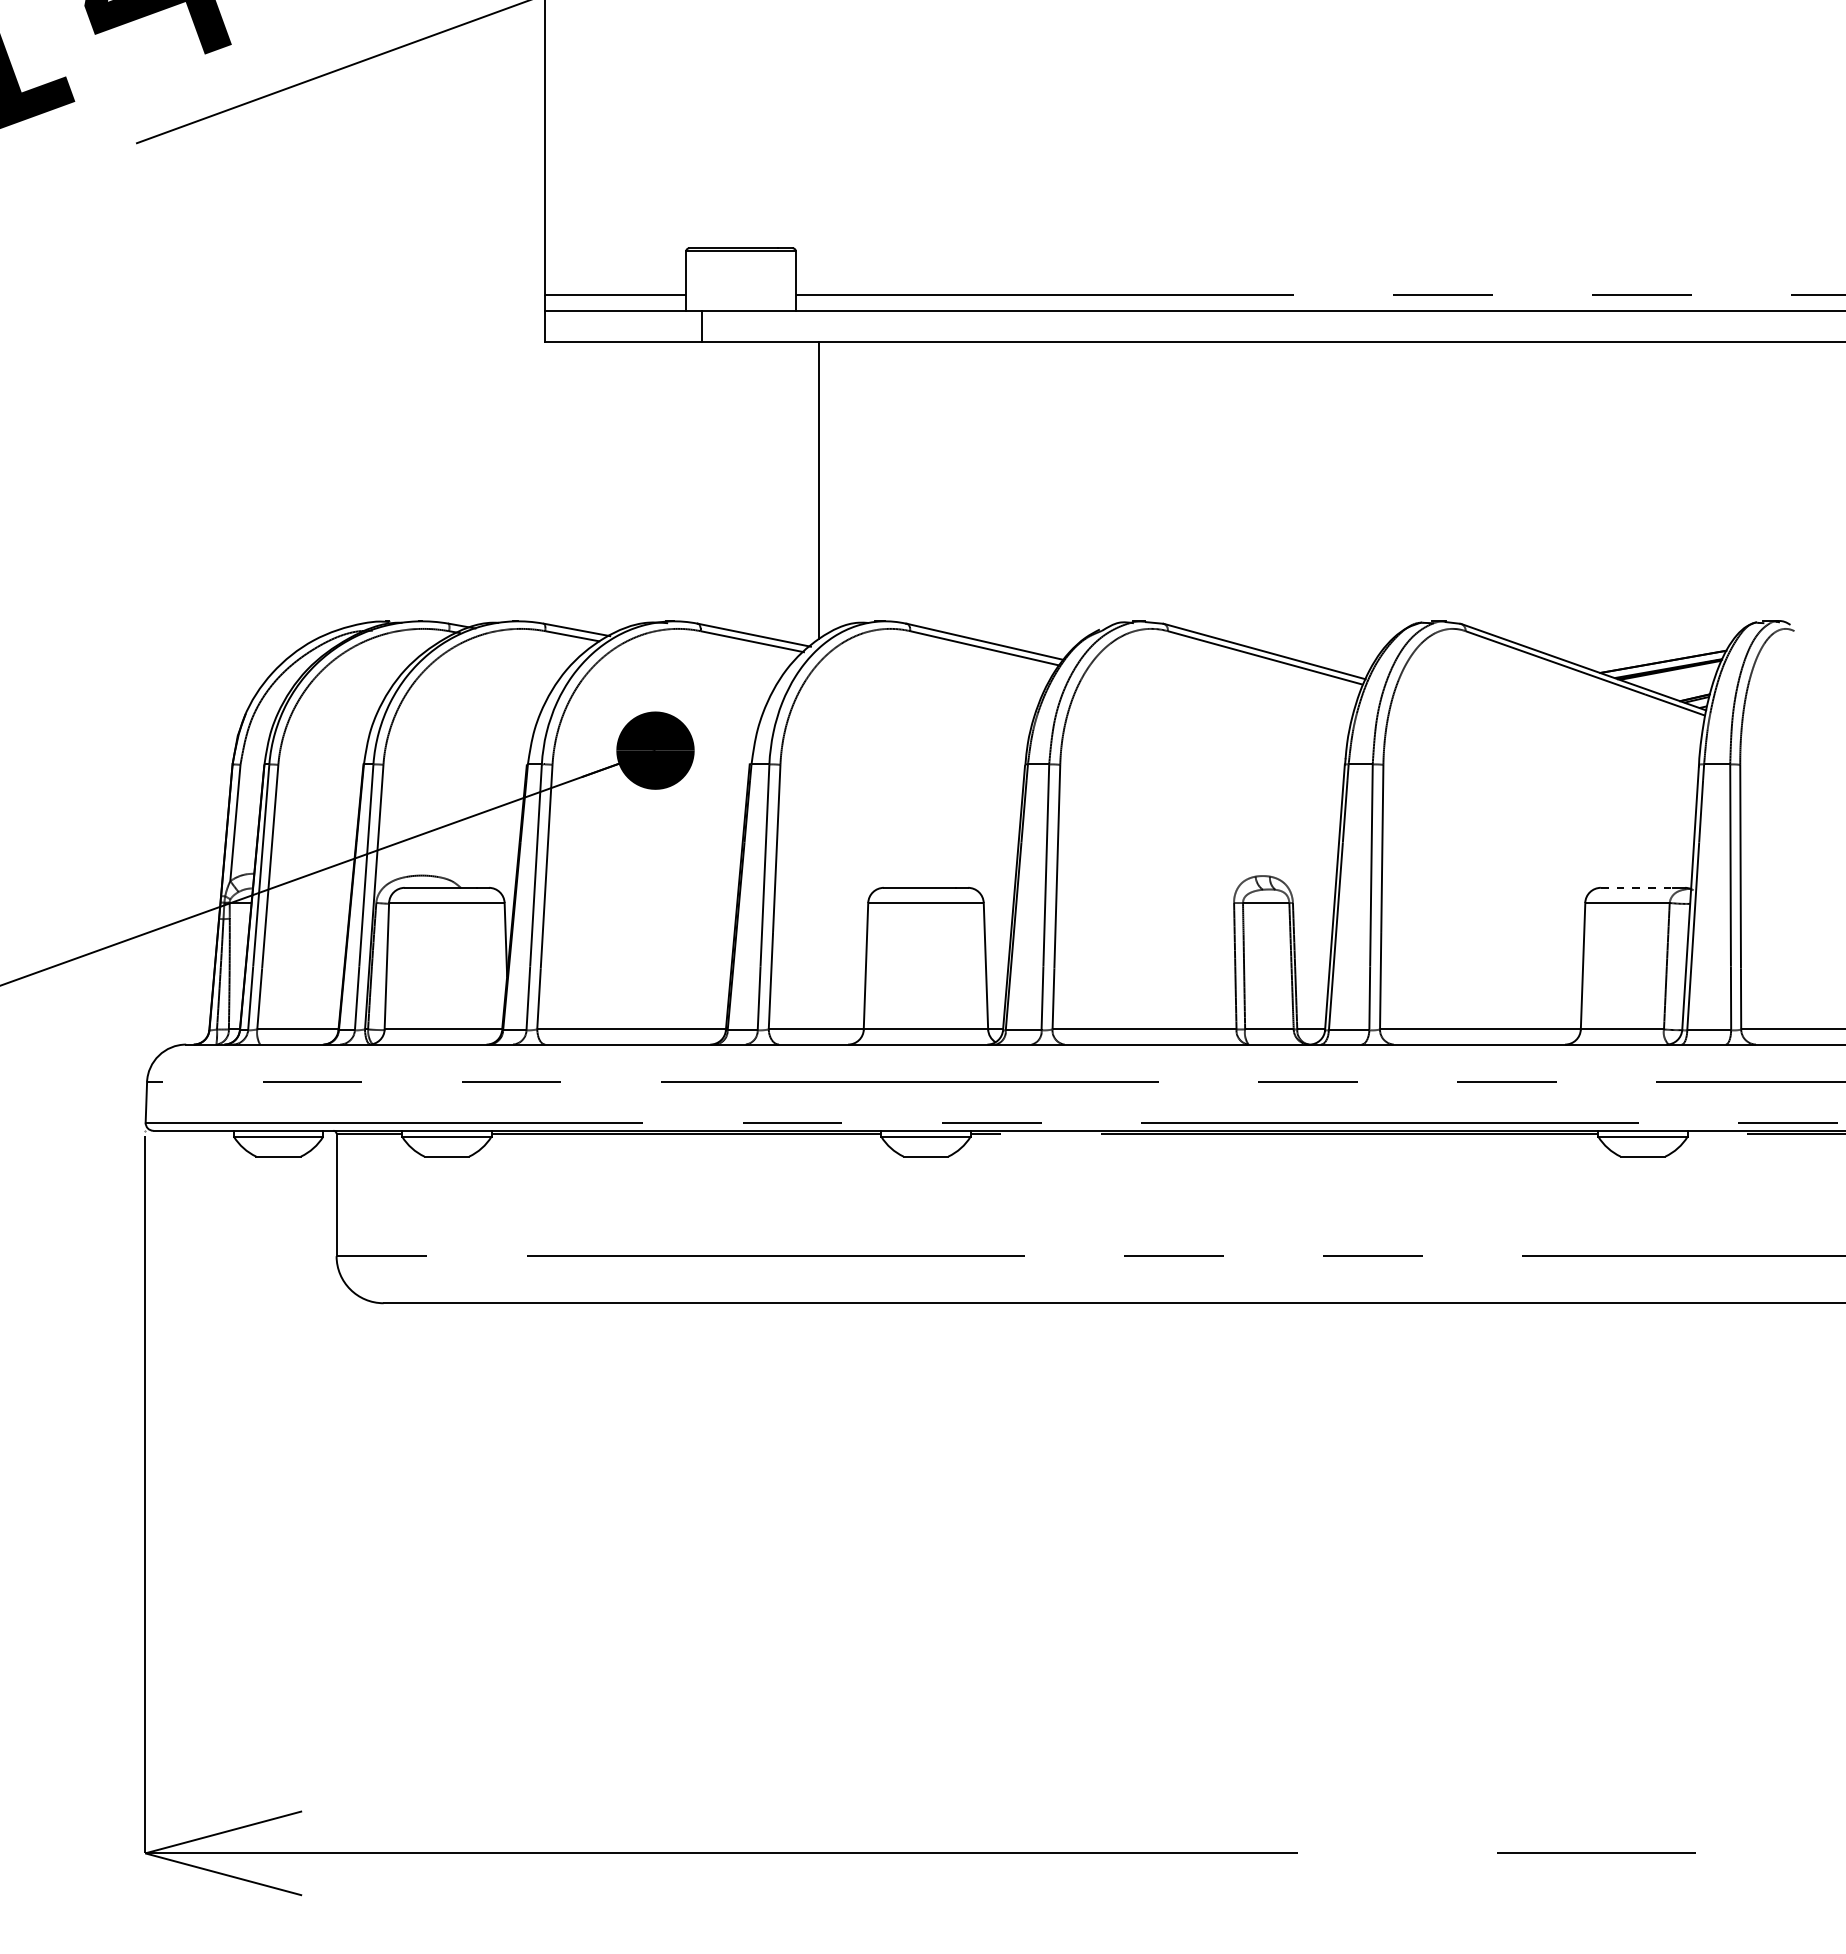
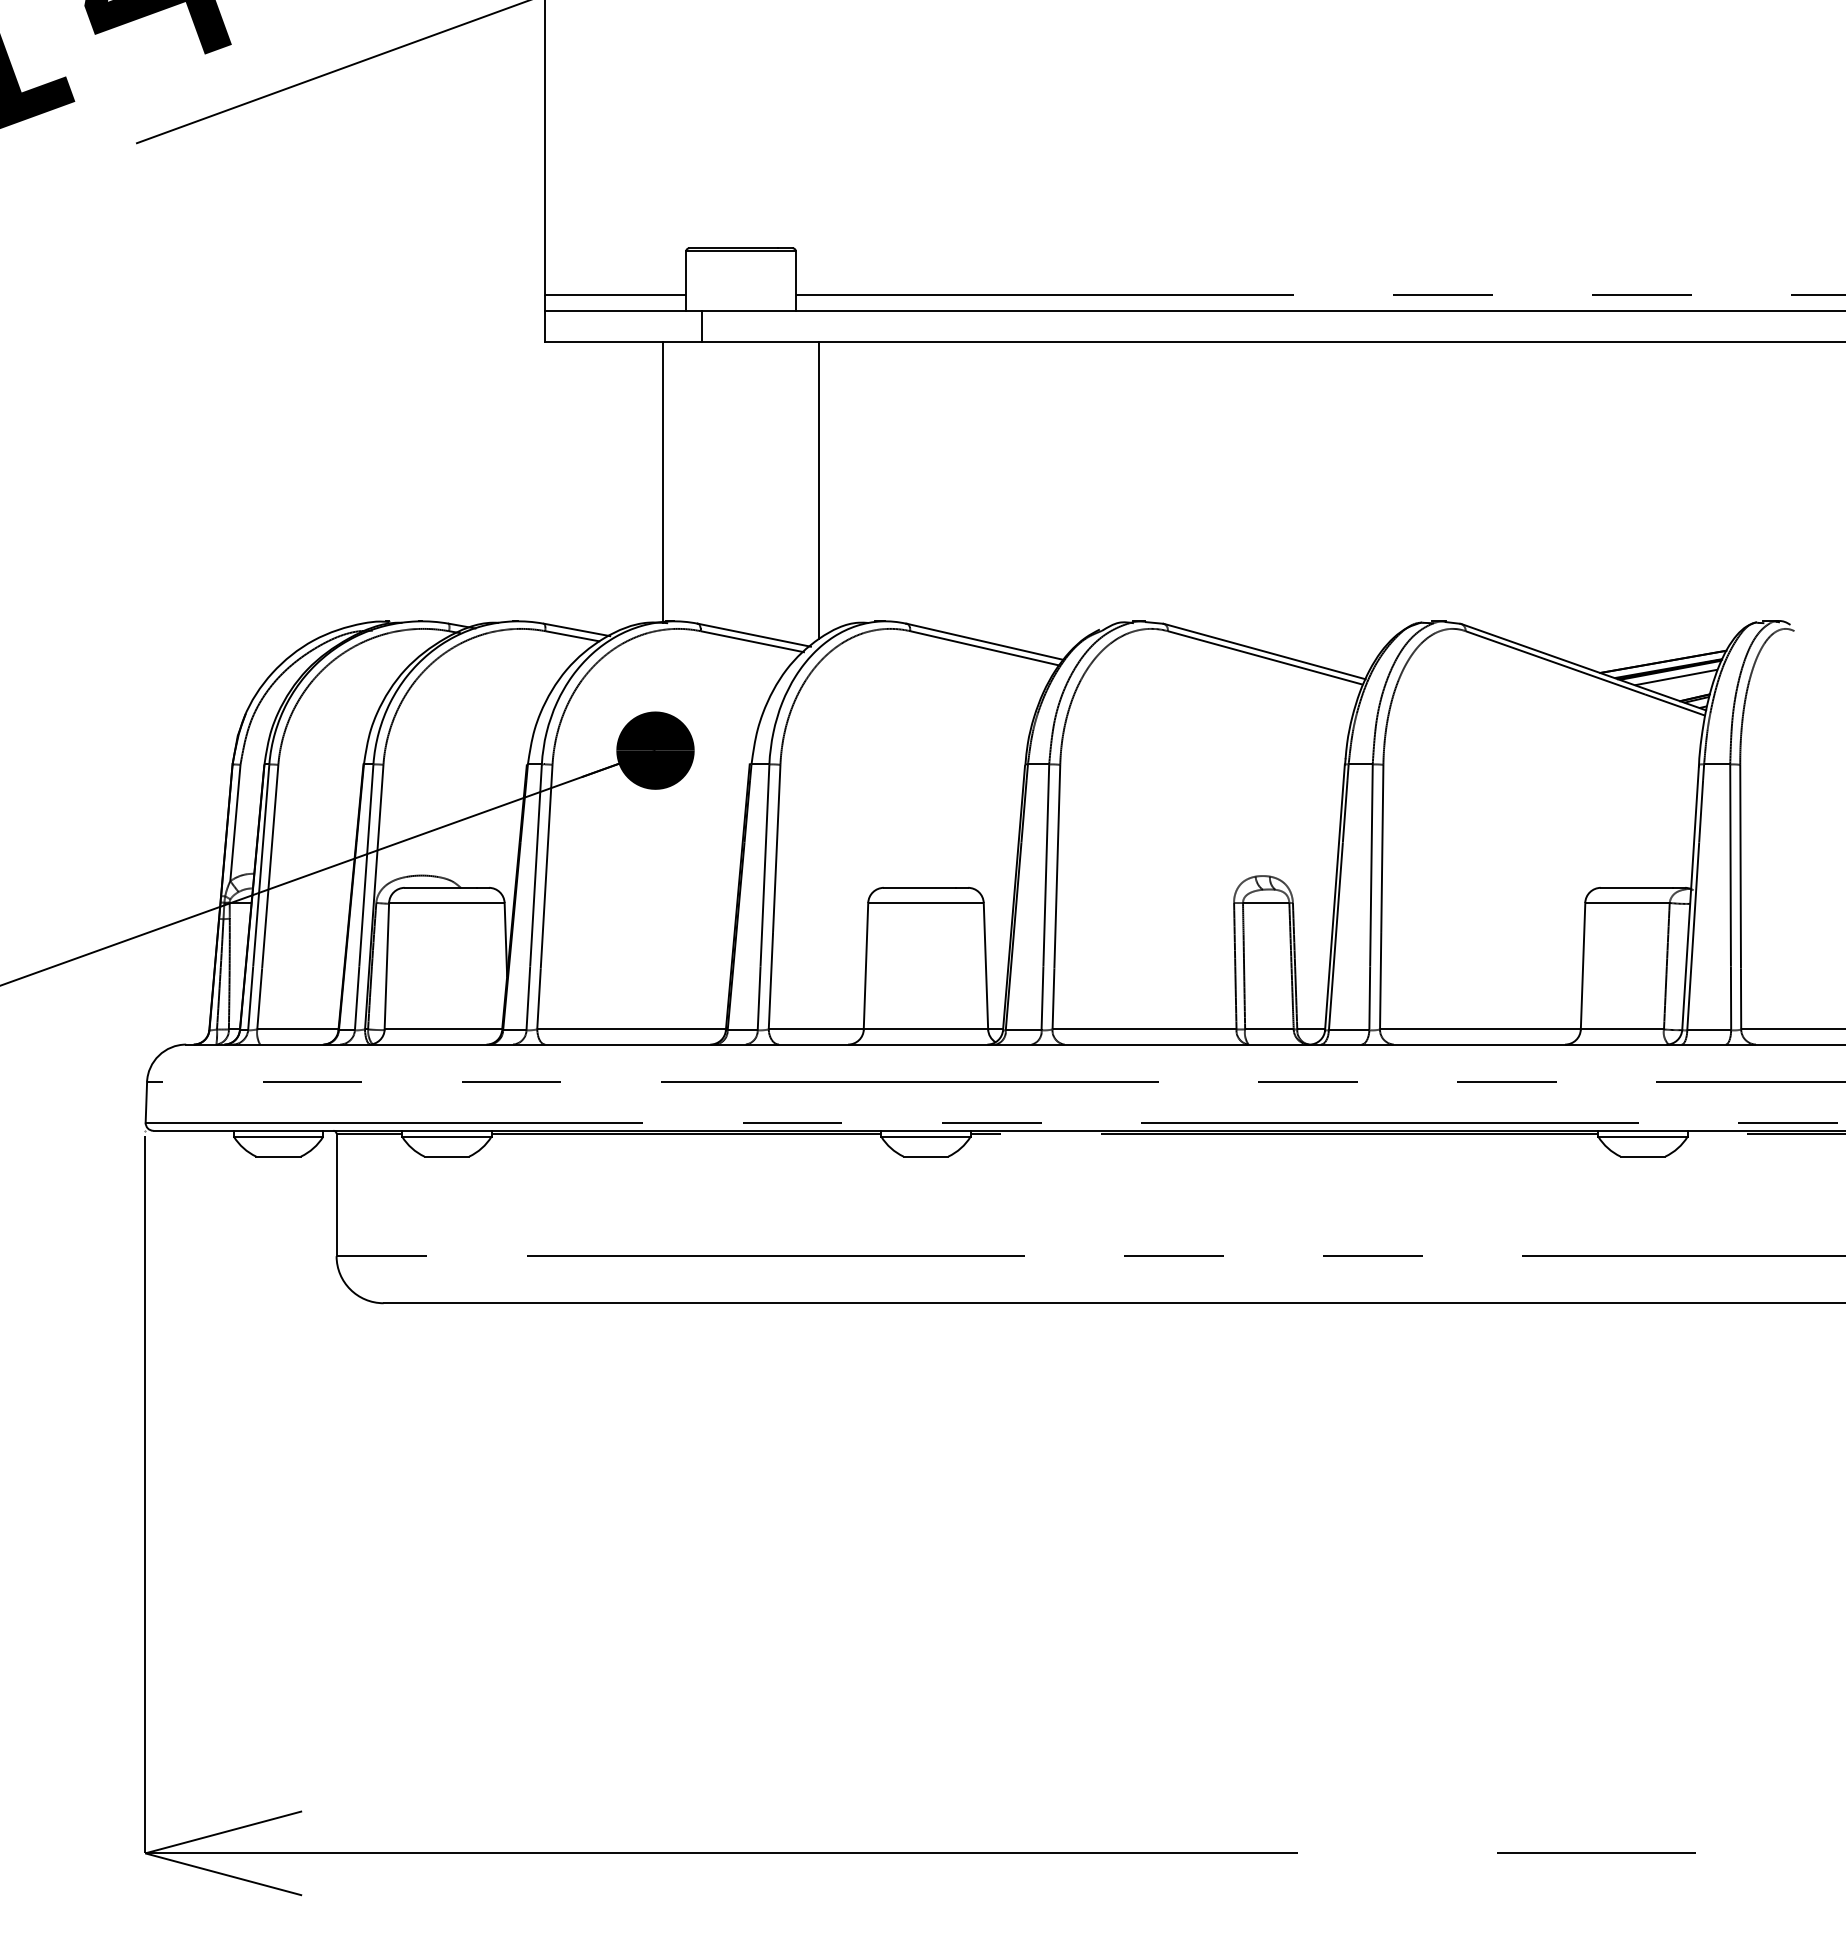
line: none -> present (662, 482)
line: none -> present (1675, 677)
line: dashed -> solid (1636, 887)
